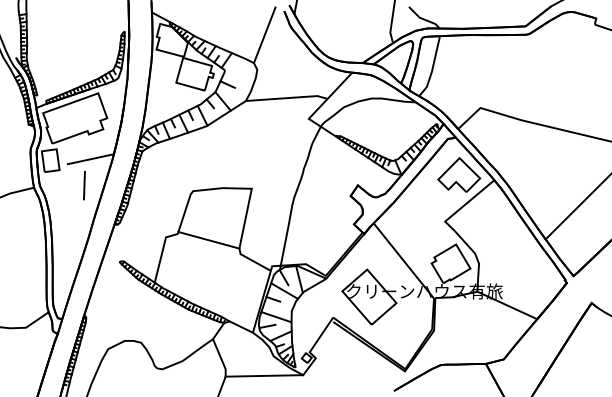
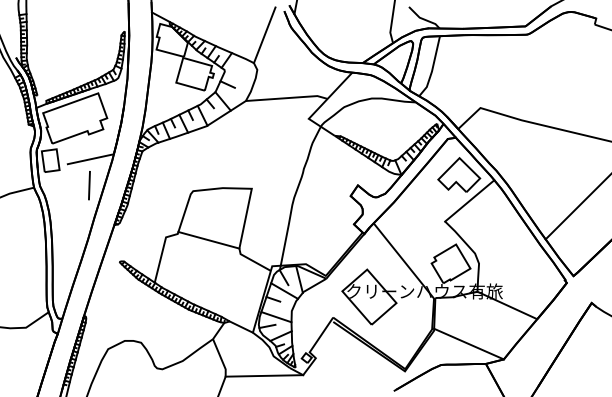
line position: (84, 185) -> (89, 185) (89, 185)
line: none -> present (468, 343)
